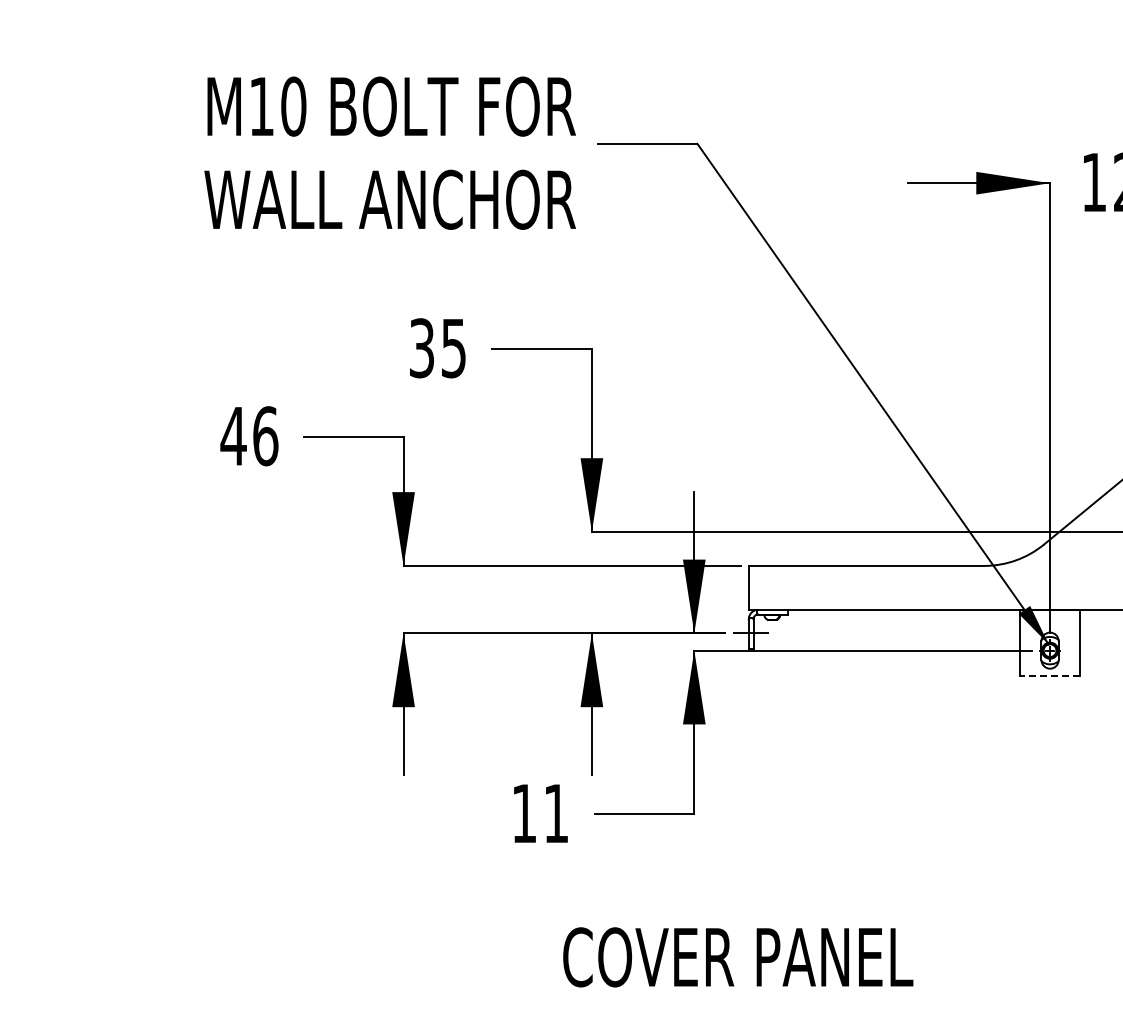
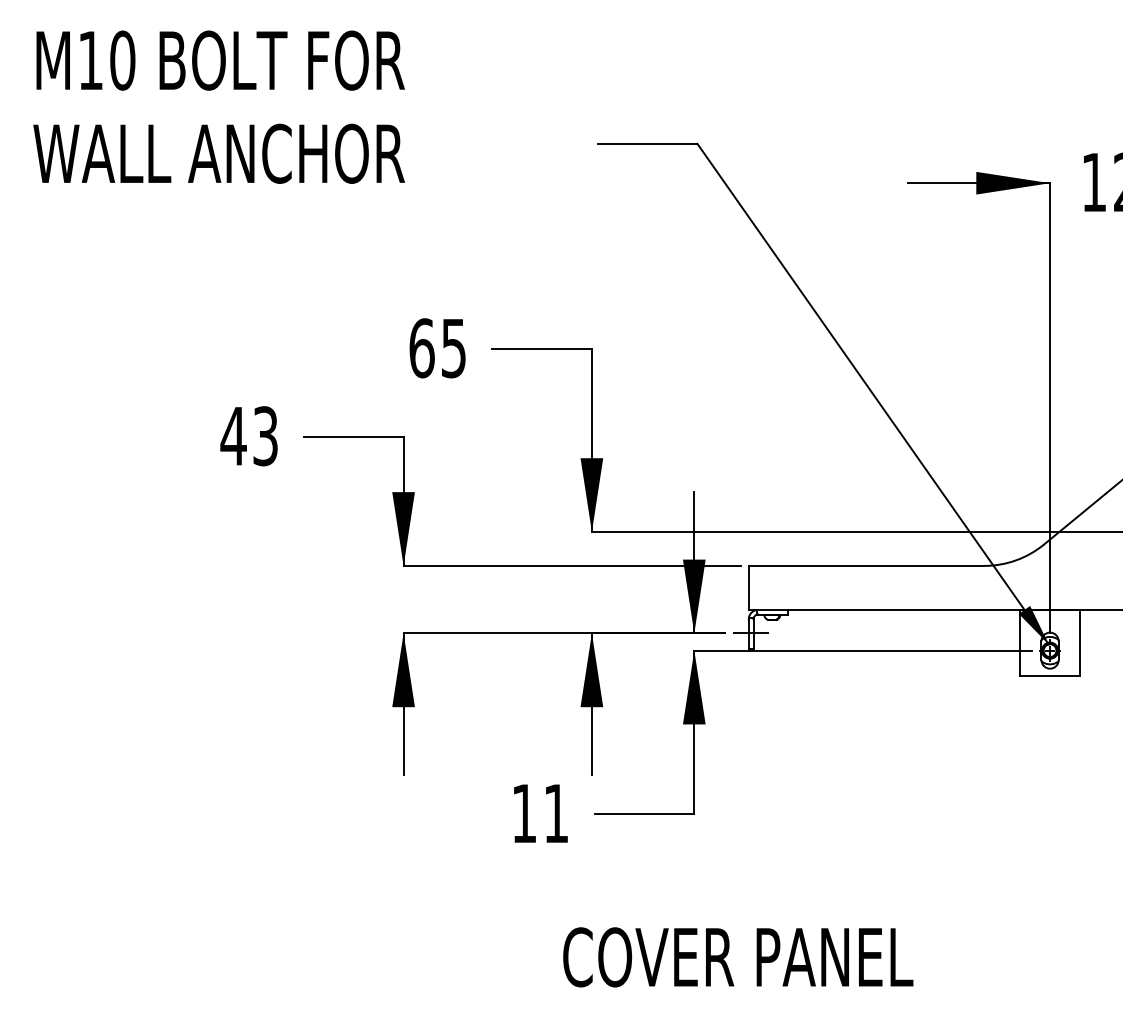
text position: (389, 152) -> (218, 106) (218, 106)
text: 35 -> 65 (421, 348)
text: 46 -> 43 (265, 436)
line: dashed -> solid (1050, 675)
